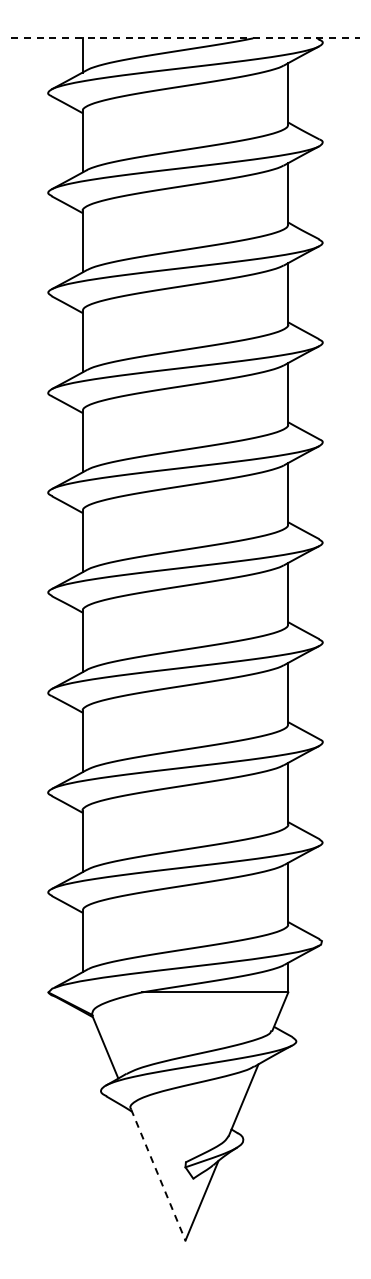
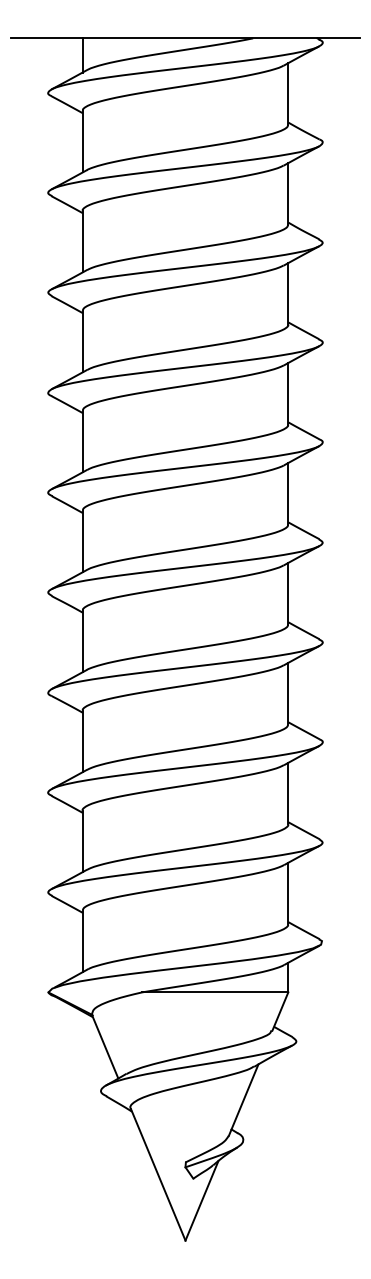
line: dashed -> solid (186, 38)
line: dashed -> solid (158, 1175)
